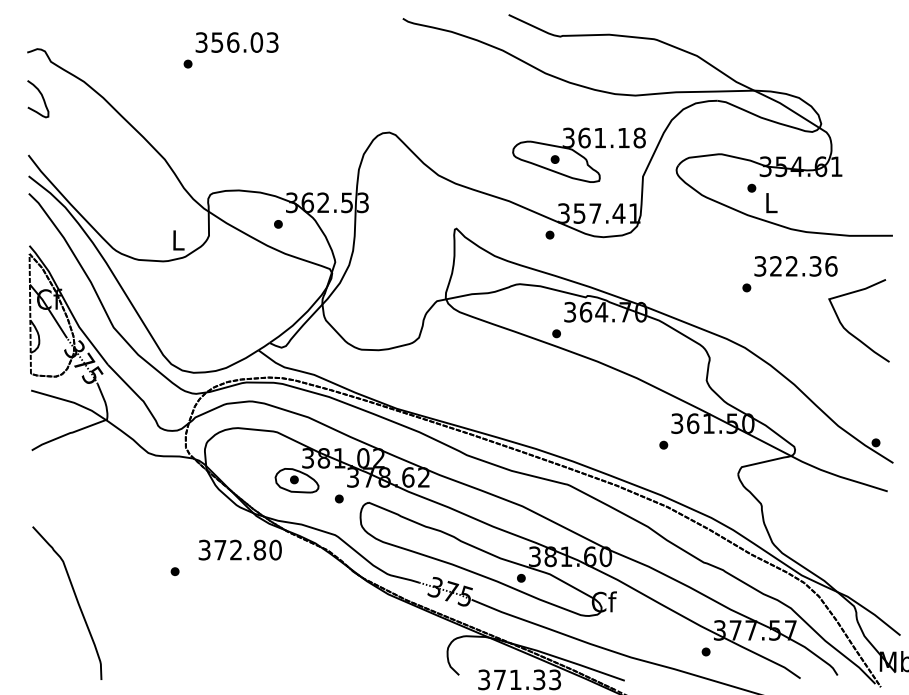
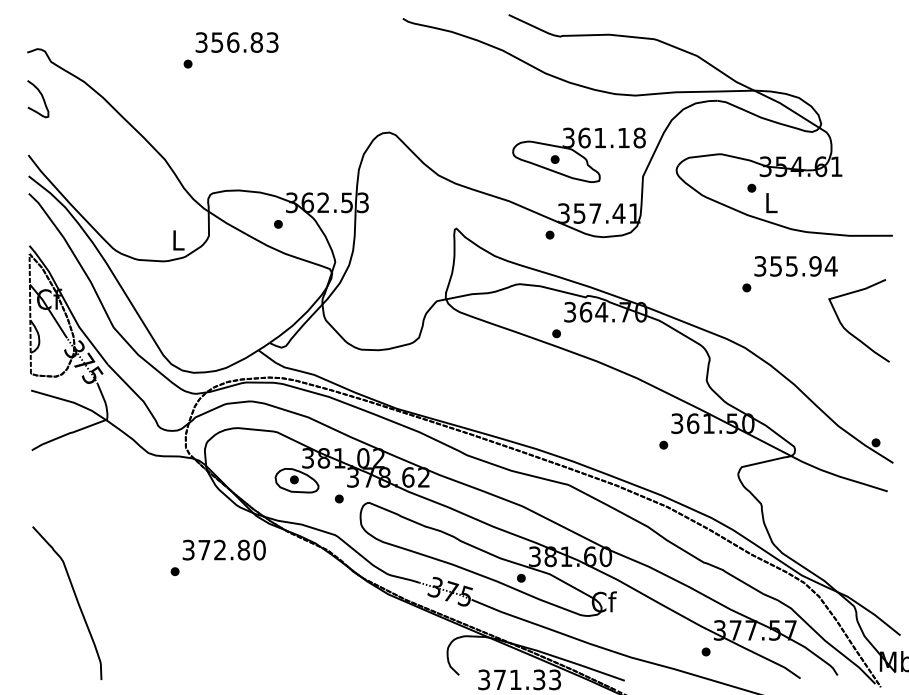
text: 356.03 -> 356.83 (256, 42)
text: 322.36 -> 355.94 (803, 266)
text position: (239, 549) -> (223, 549) (223, 549)
